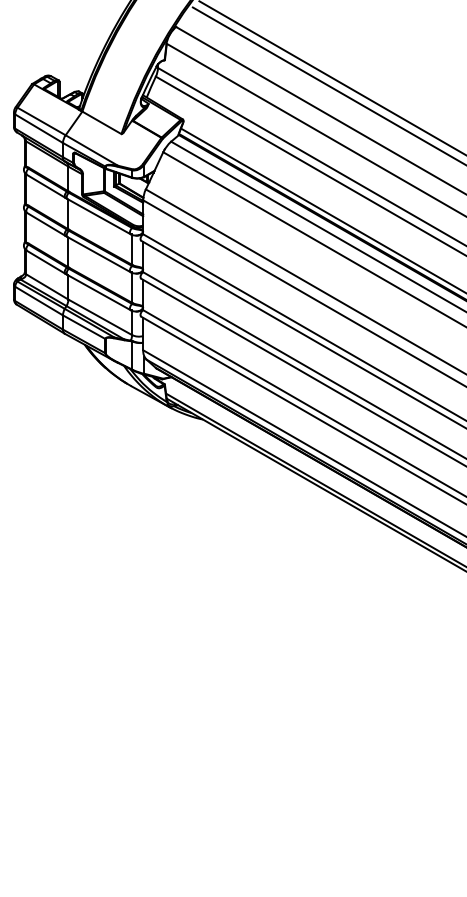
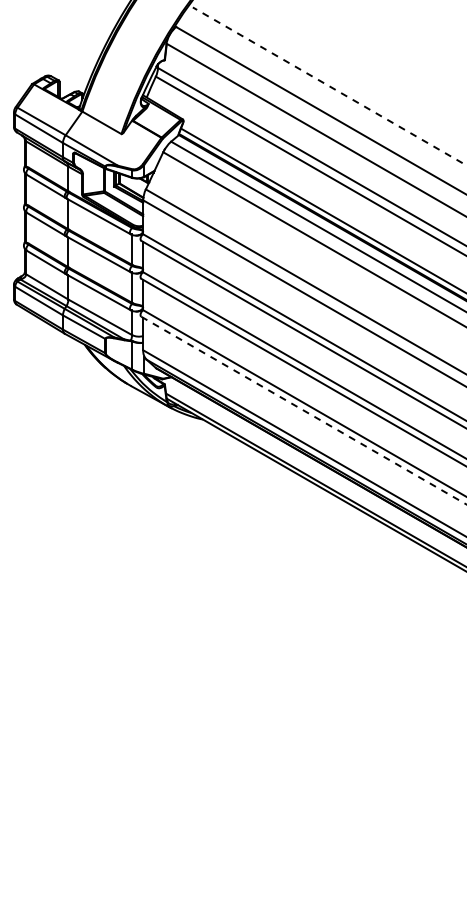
line: present -> none (332, 77)
line: solid -> dashed (329, 86)
line: solid -> dashed (303, 410)
